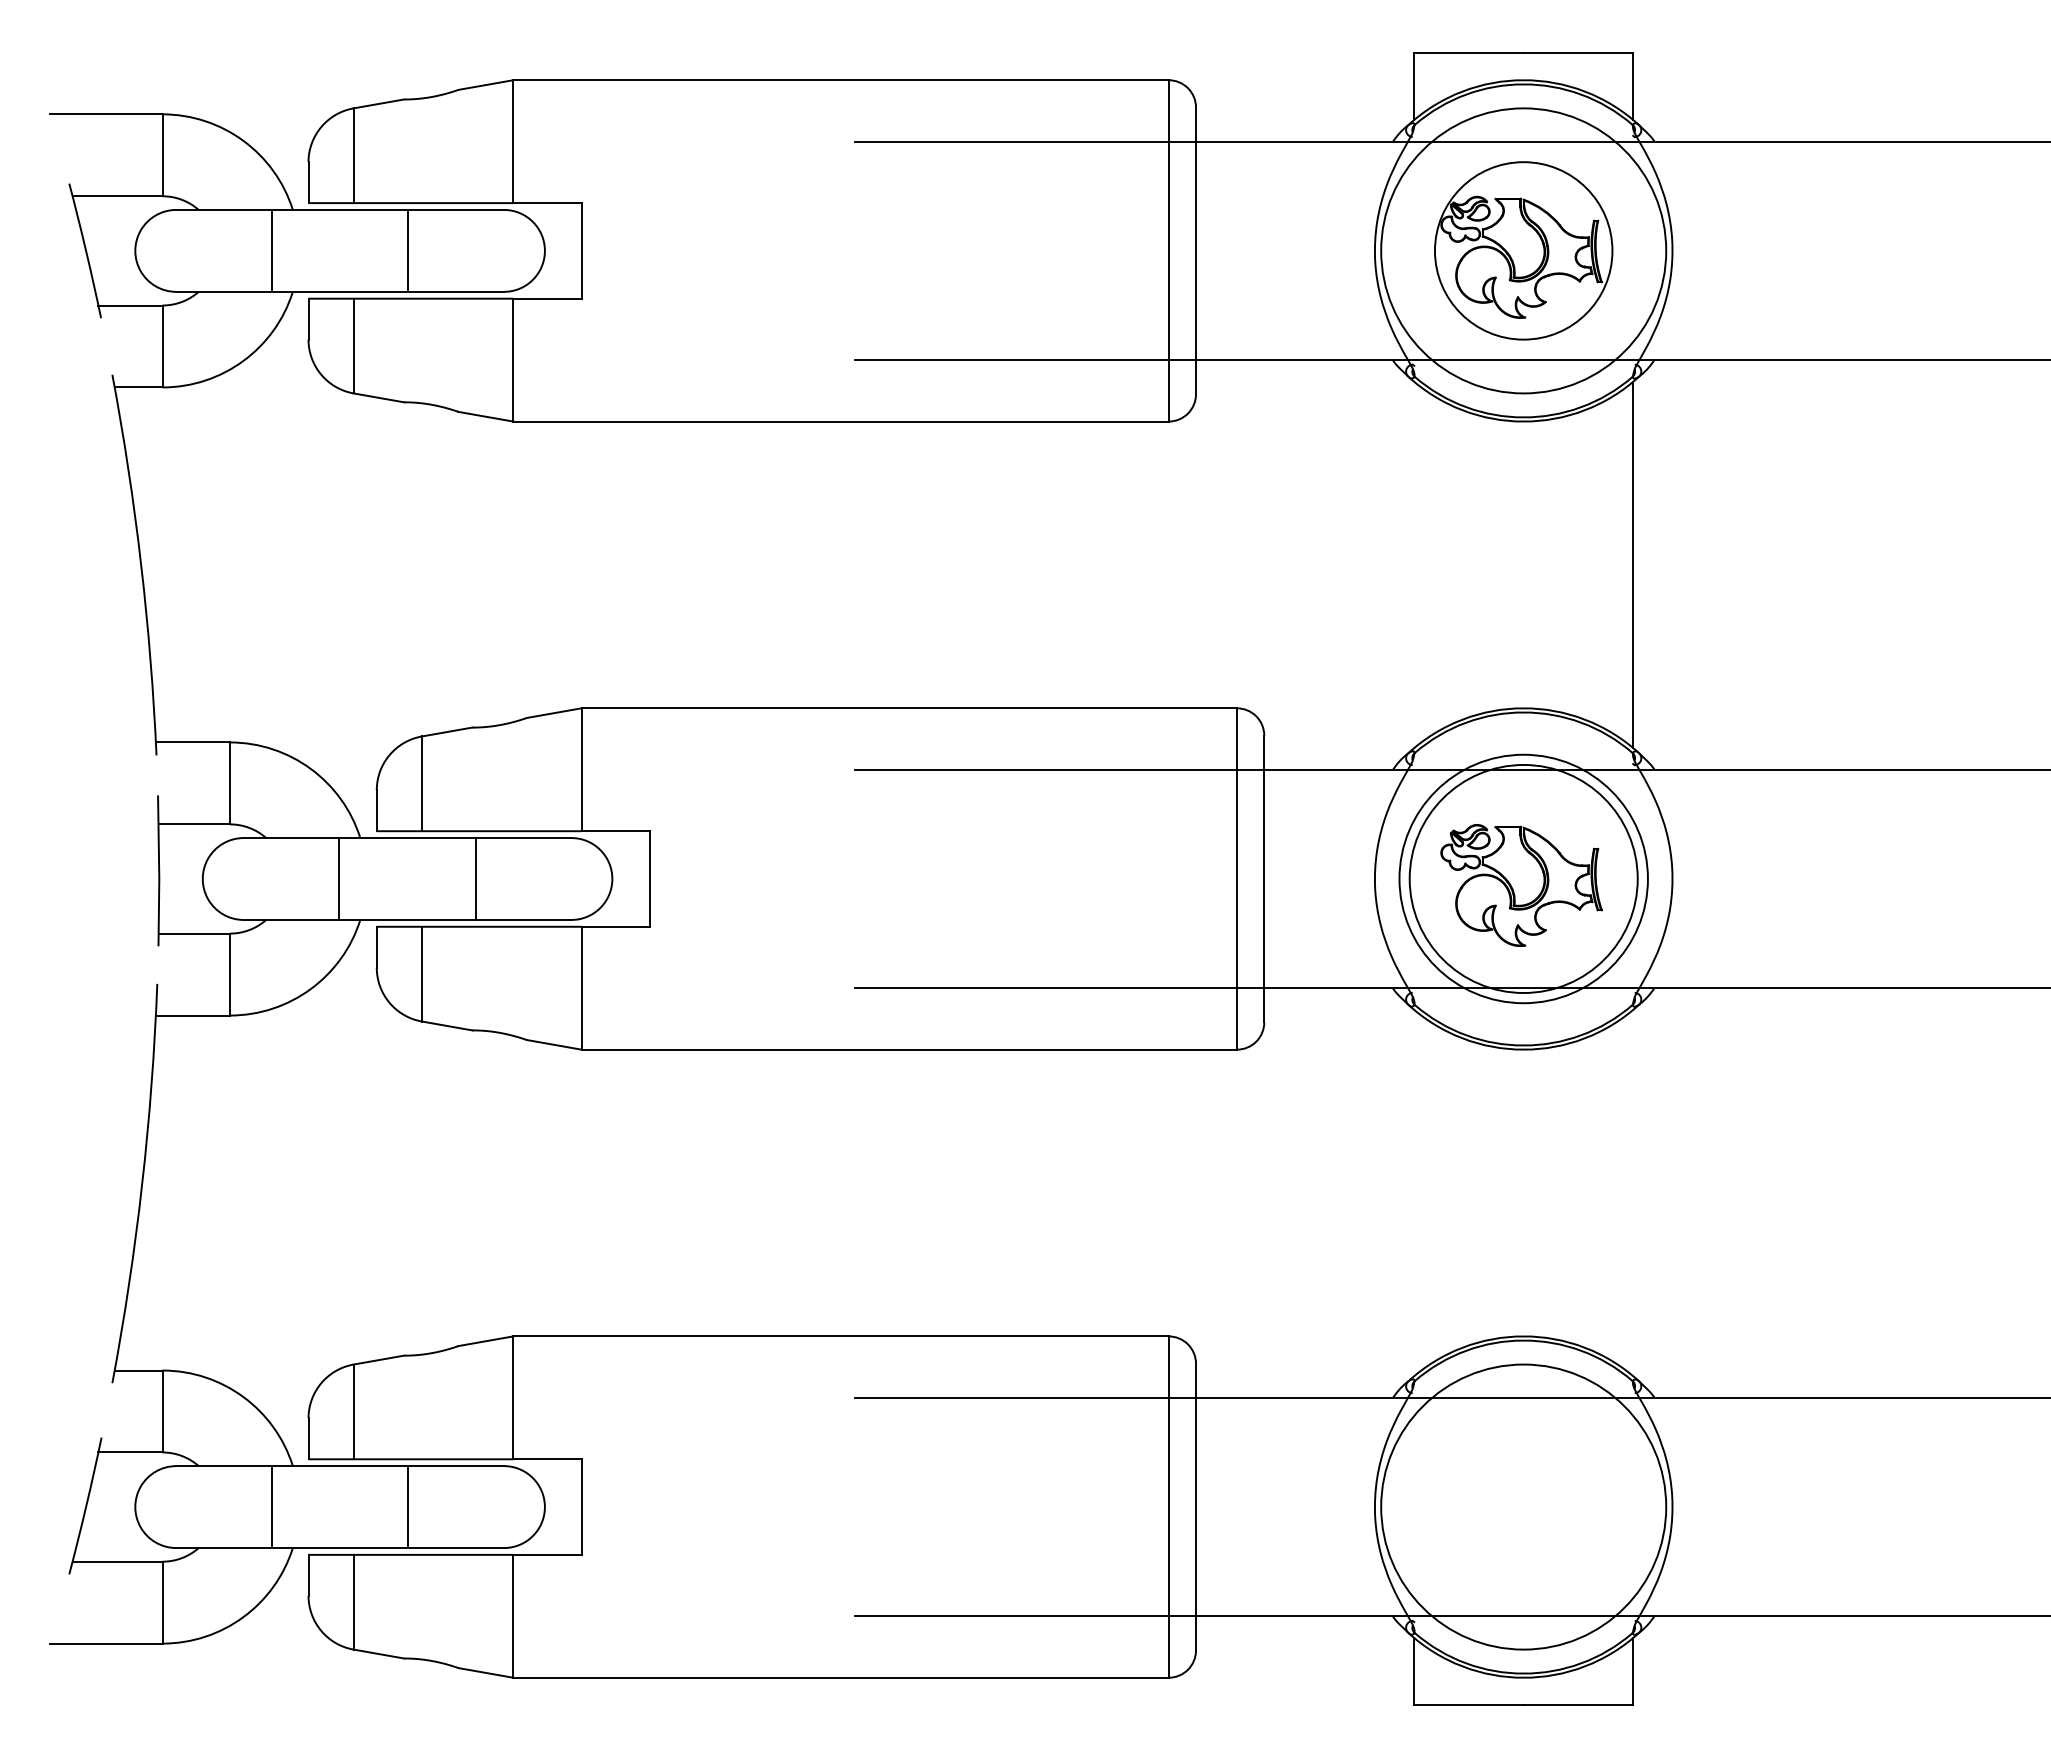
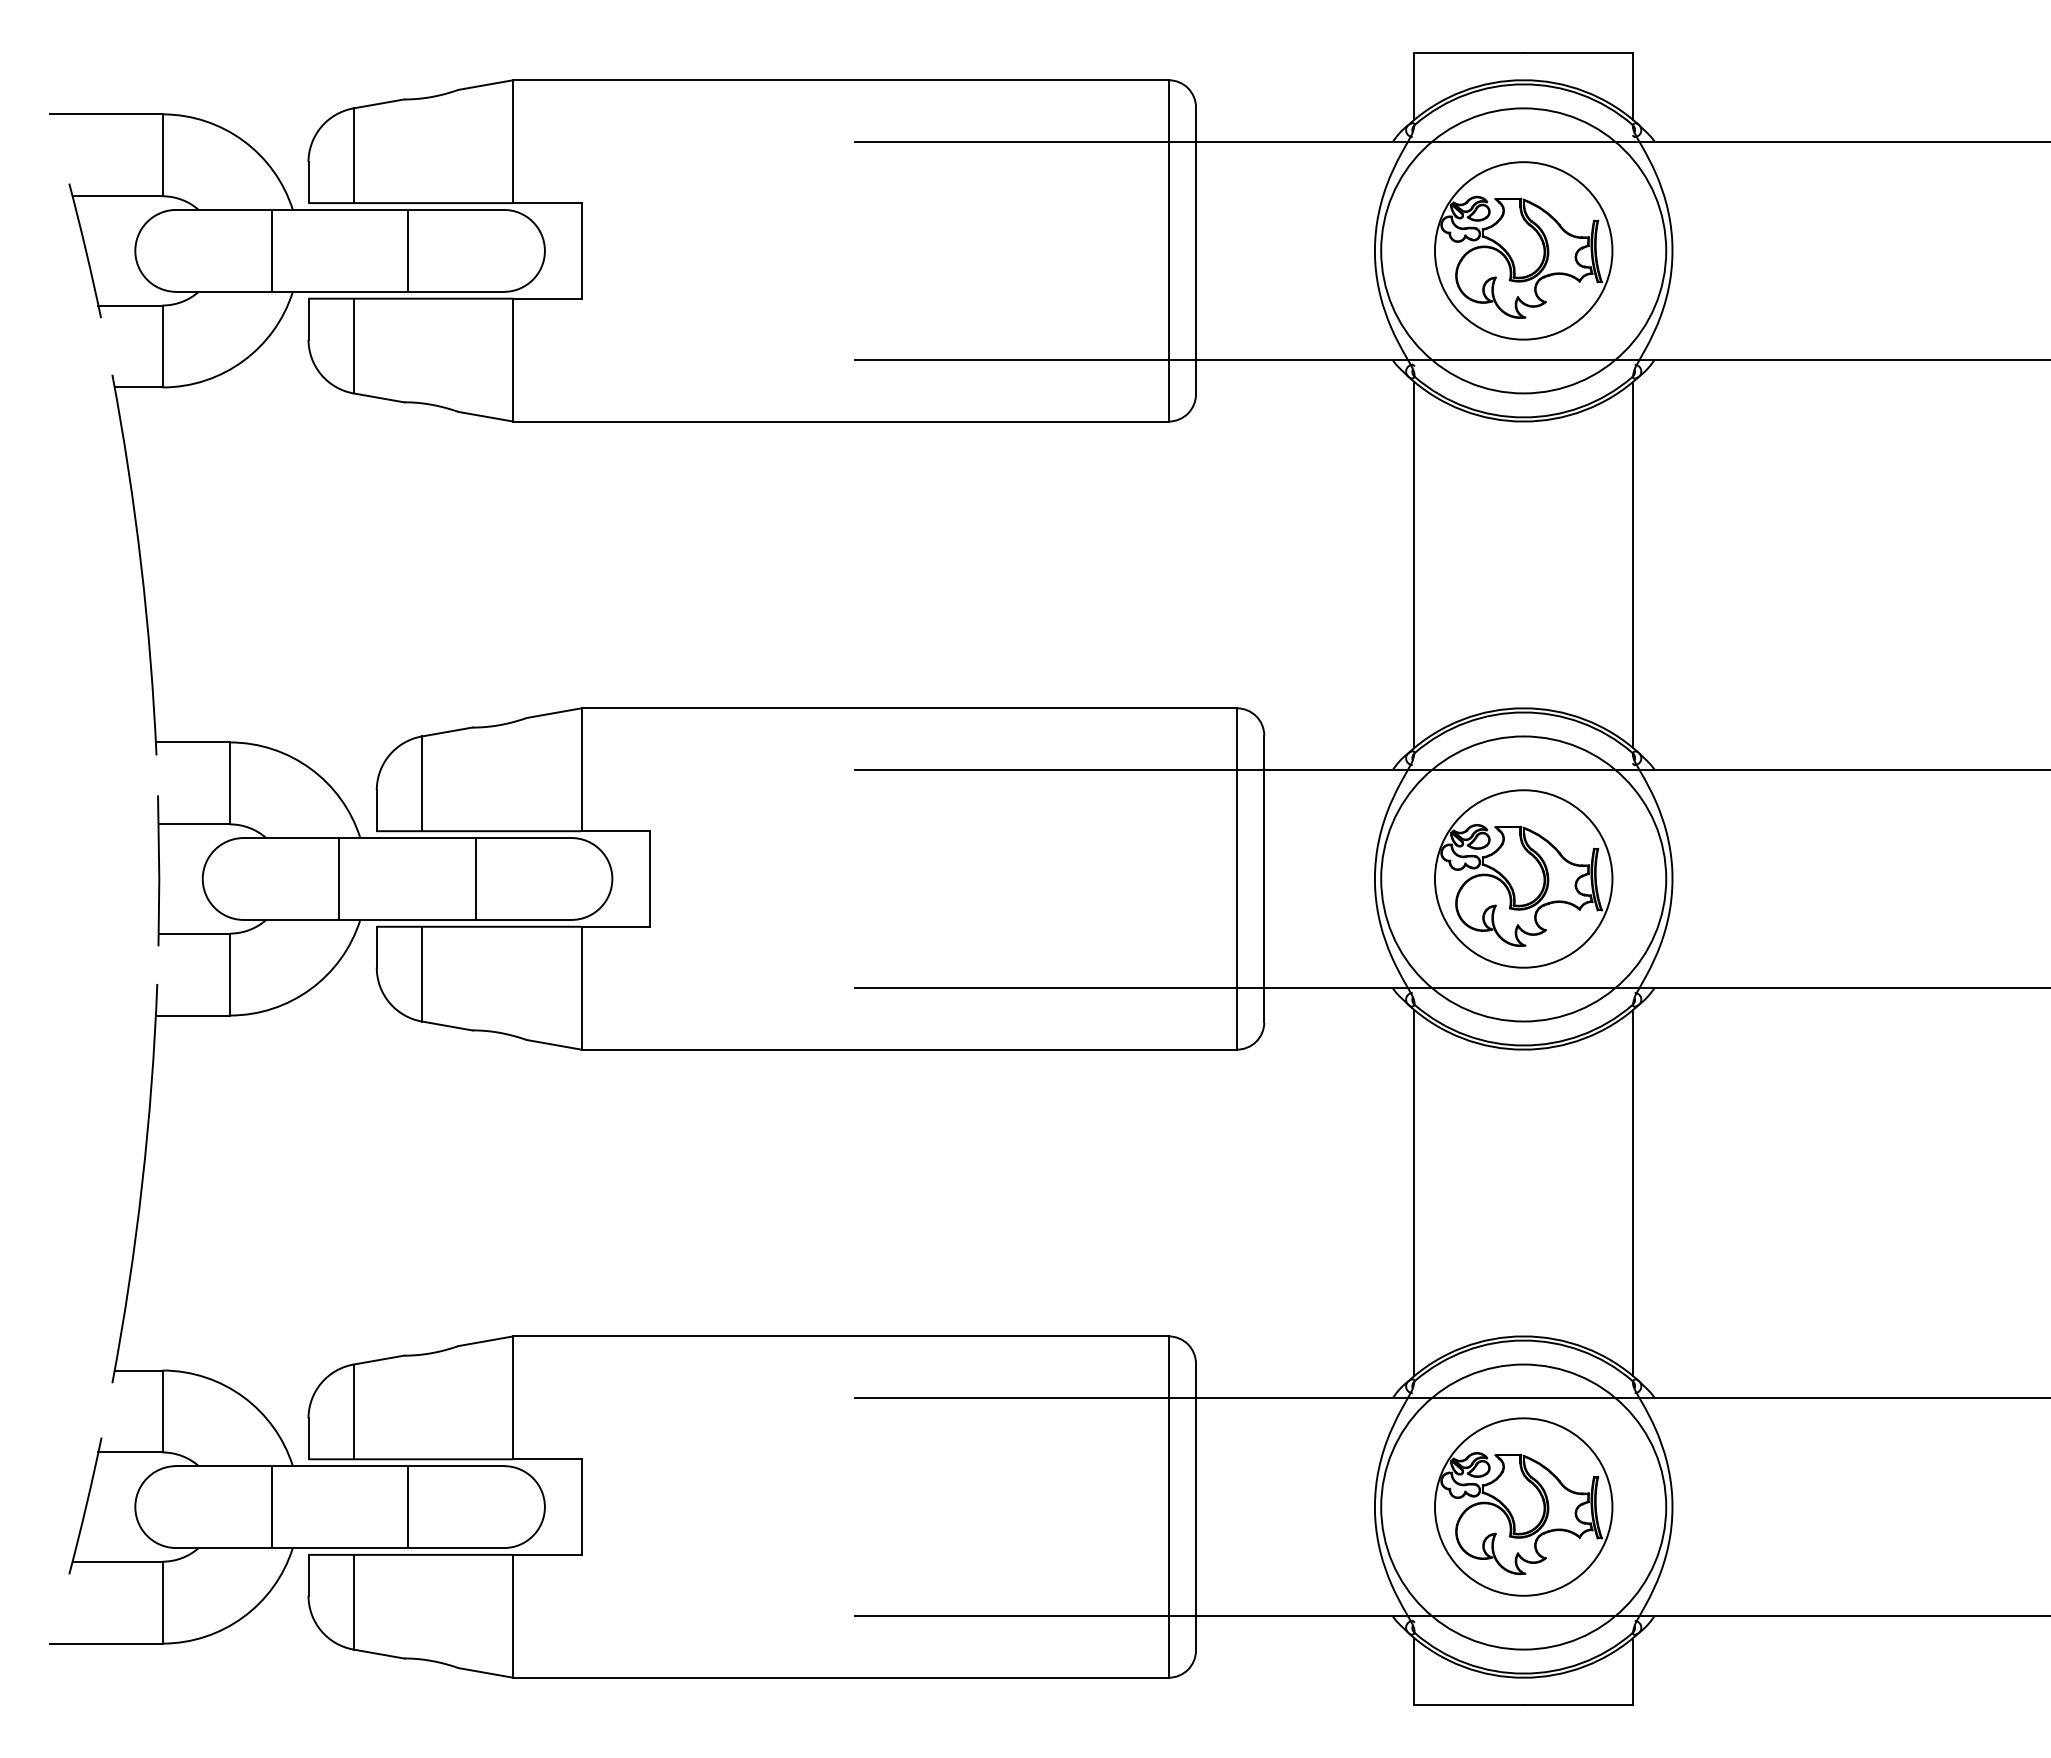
line: none -> present (1414, 564)
circle diameter: 228 px -> 285 px (1523, 878)
circle diameter: 248 px -> 177 px (1523, 878)
line: none -> present (1414, 1192)
line: none -> present (1632, 1192)
part: none -> present (1523, 1506)
